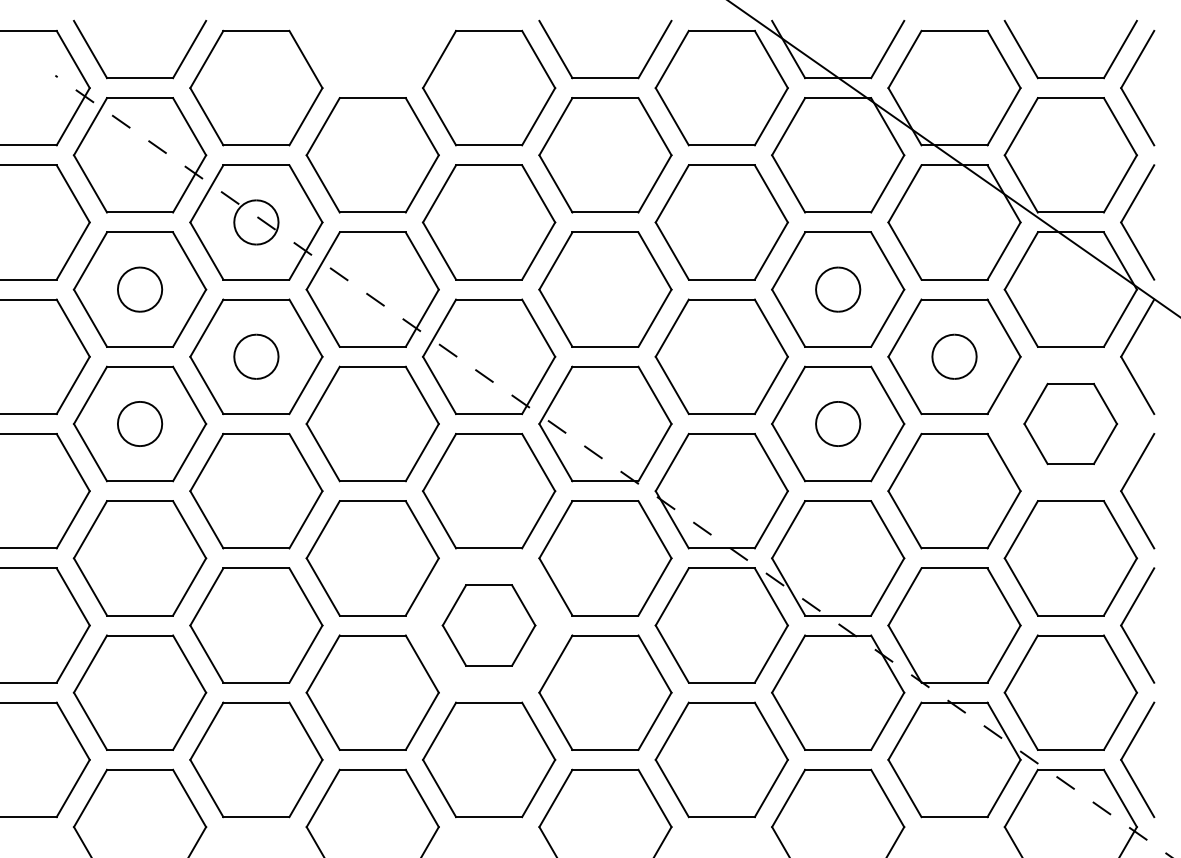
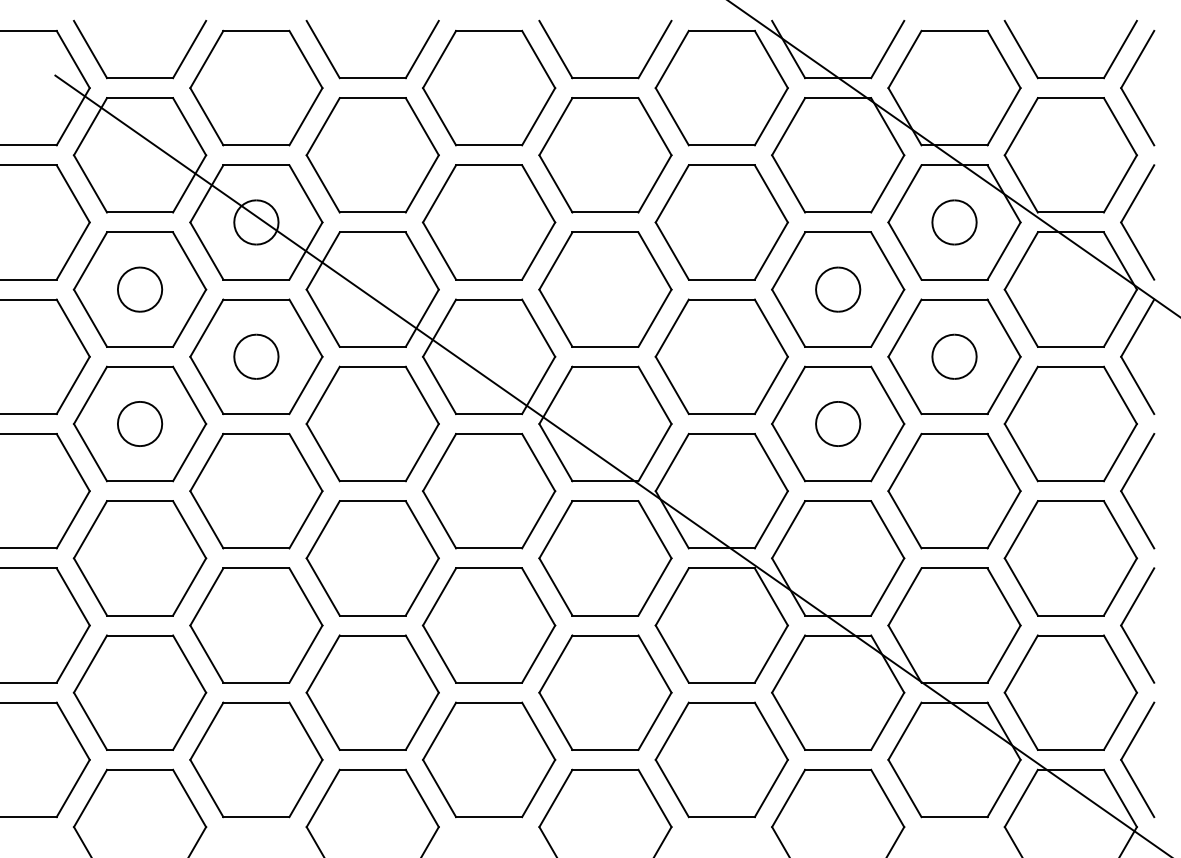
part: none -> present (372, 77)
part: none -> present (954, 222)
part size: 96x84 px -> 135x118 px (1070, 423)
line: dashed -> solid (613, 466)
part size: 96x83 px -> 136x117 px (488, 625)
